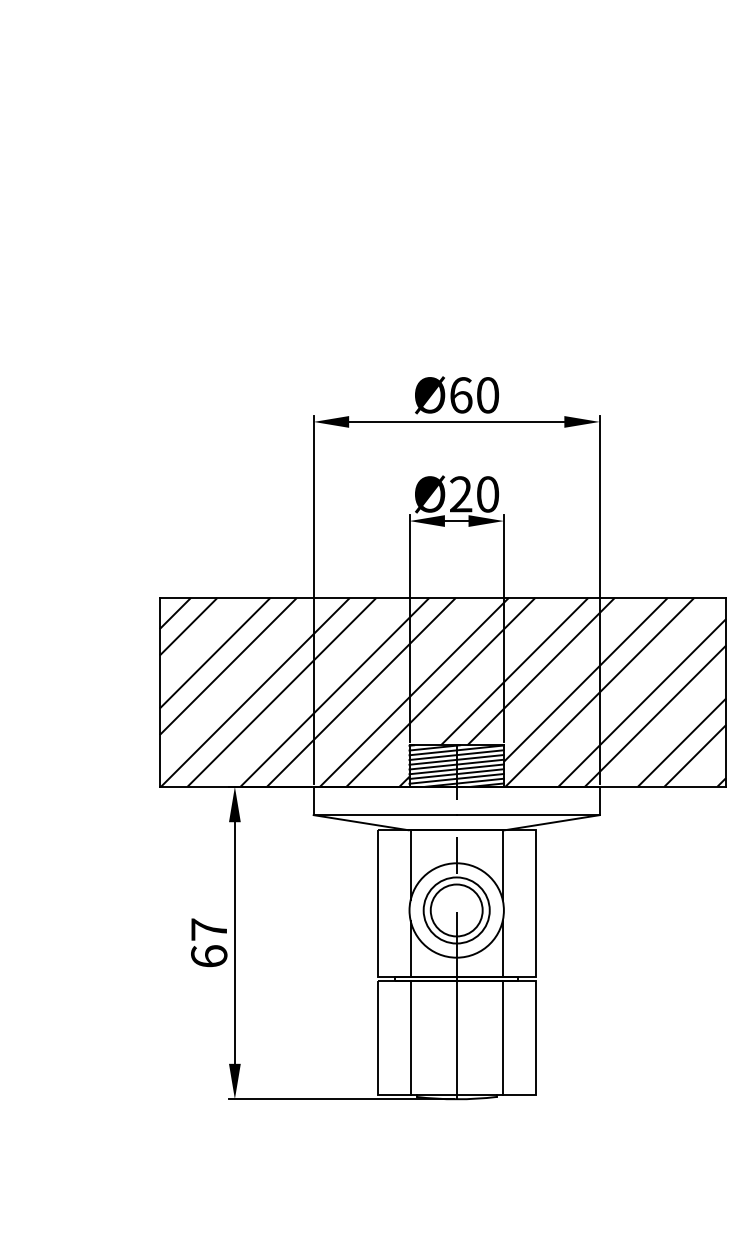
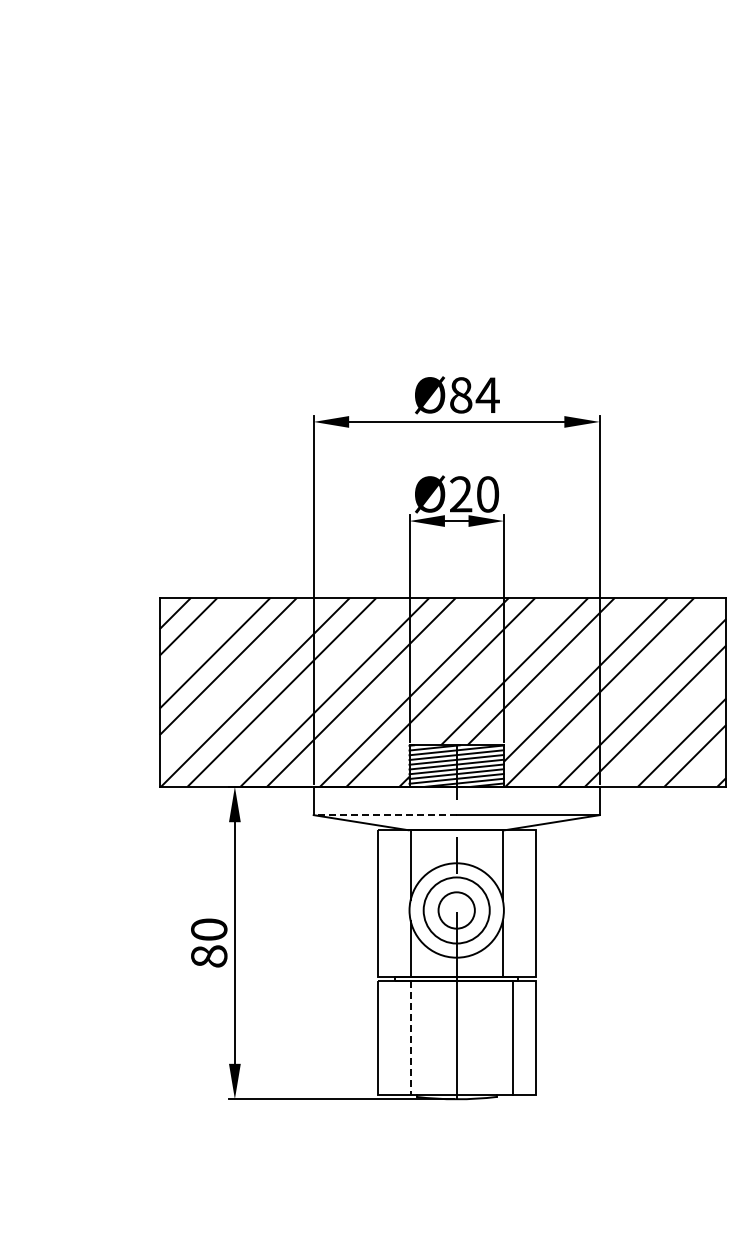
text: Ø60 -> Ø84 (474, 395)
line: solid -> dashed (385, 815)
circle diameter: 52 px -> 36 px (456, 910)
text: 67 -> 80 (209, 942)
line: solid -> dashed (410, 1037)
line position: (502, 1037) -> (512, 1037) (512, 1037)
